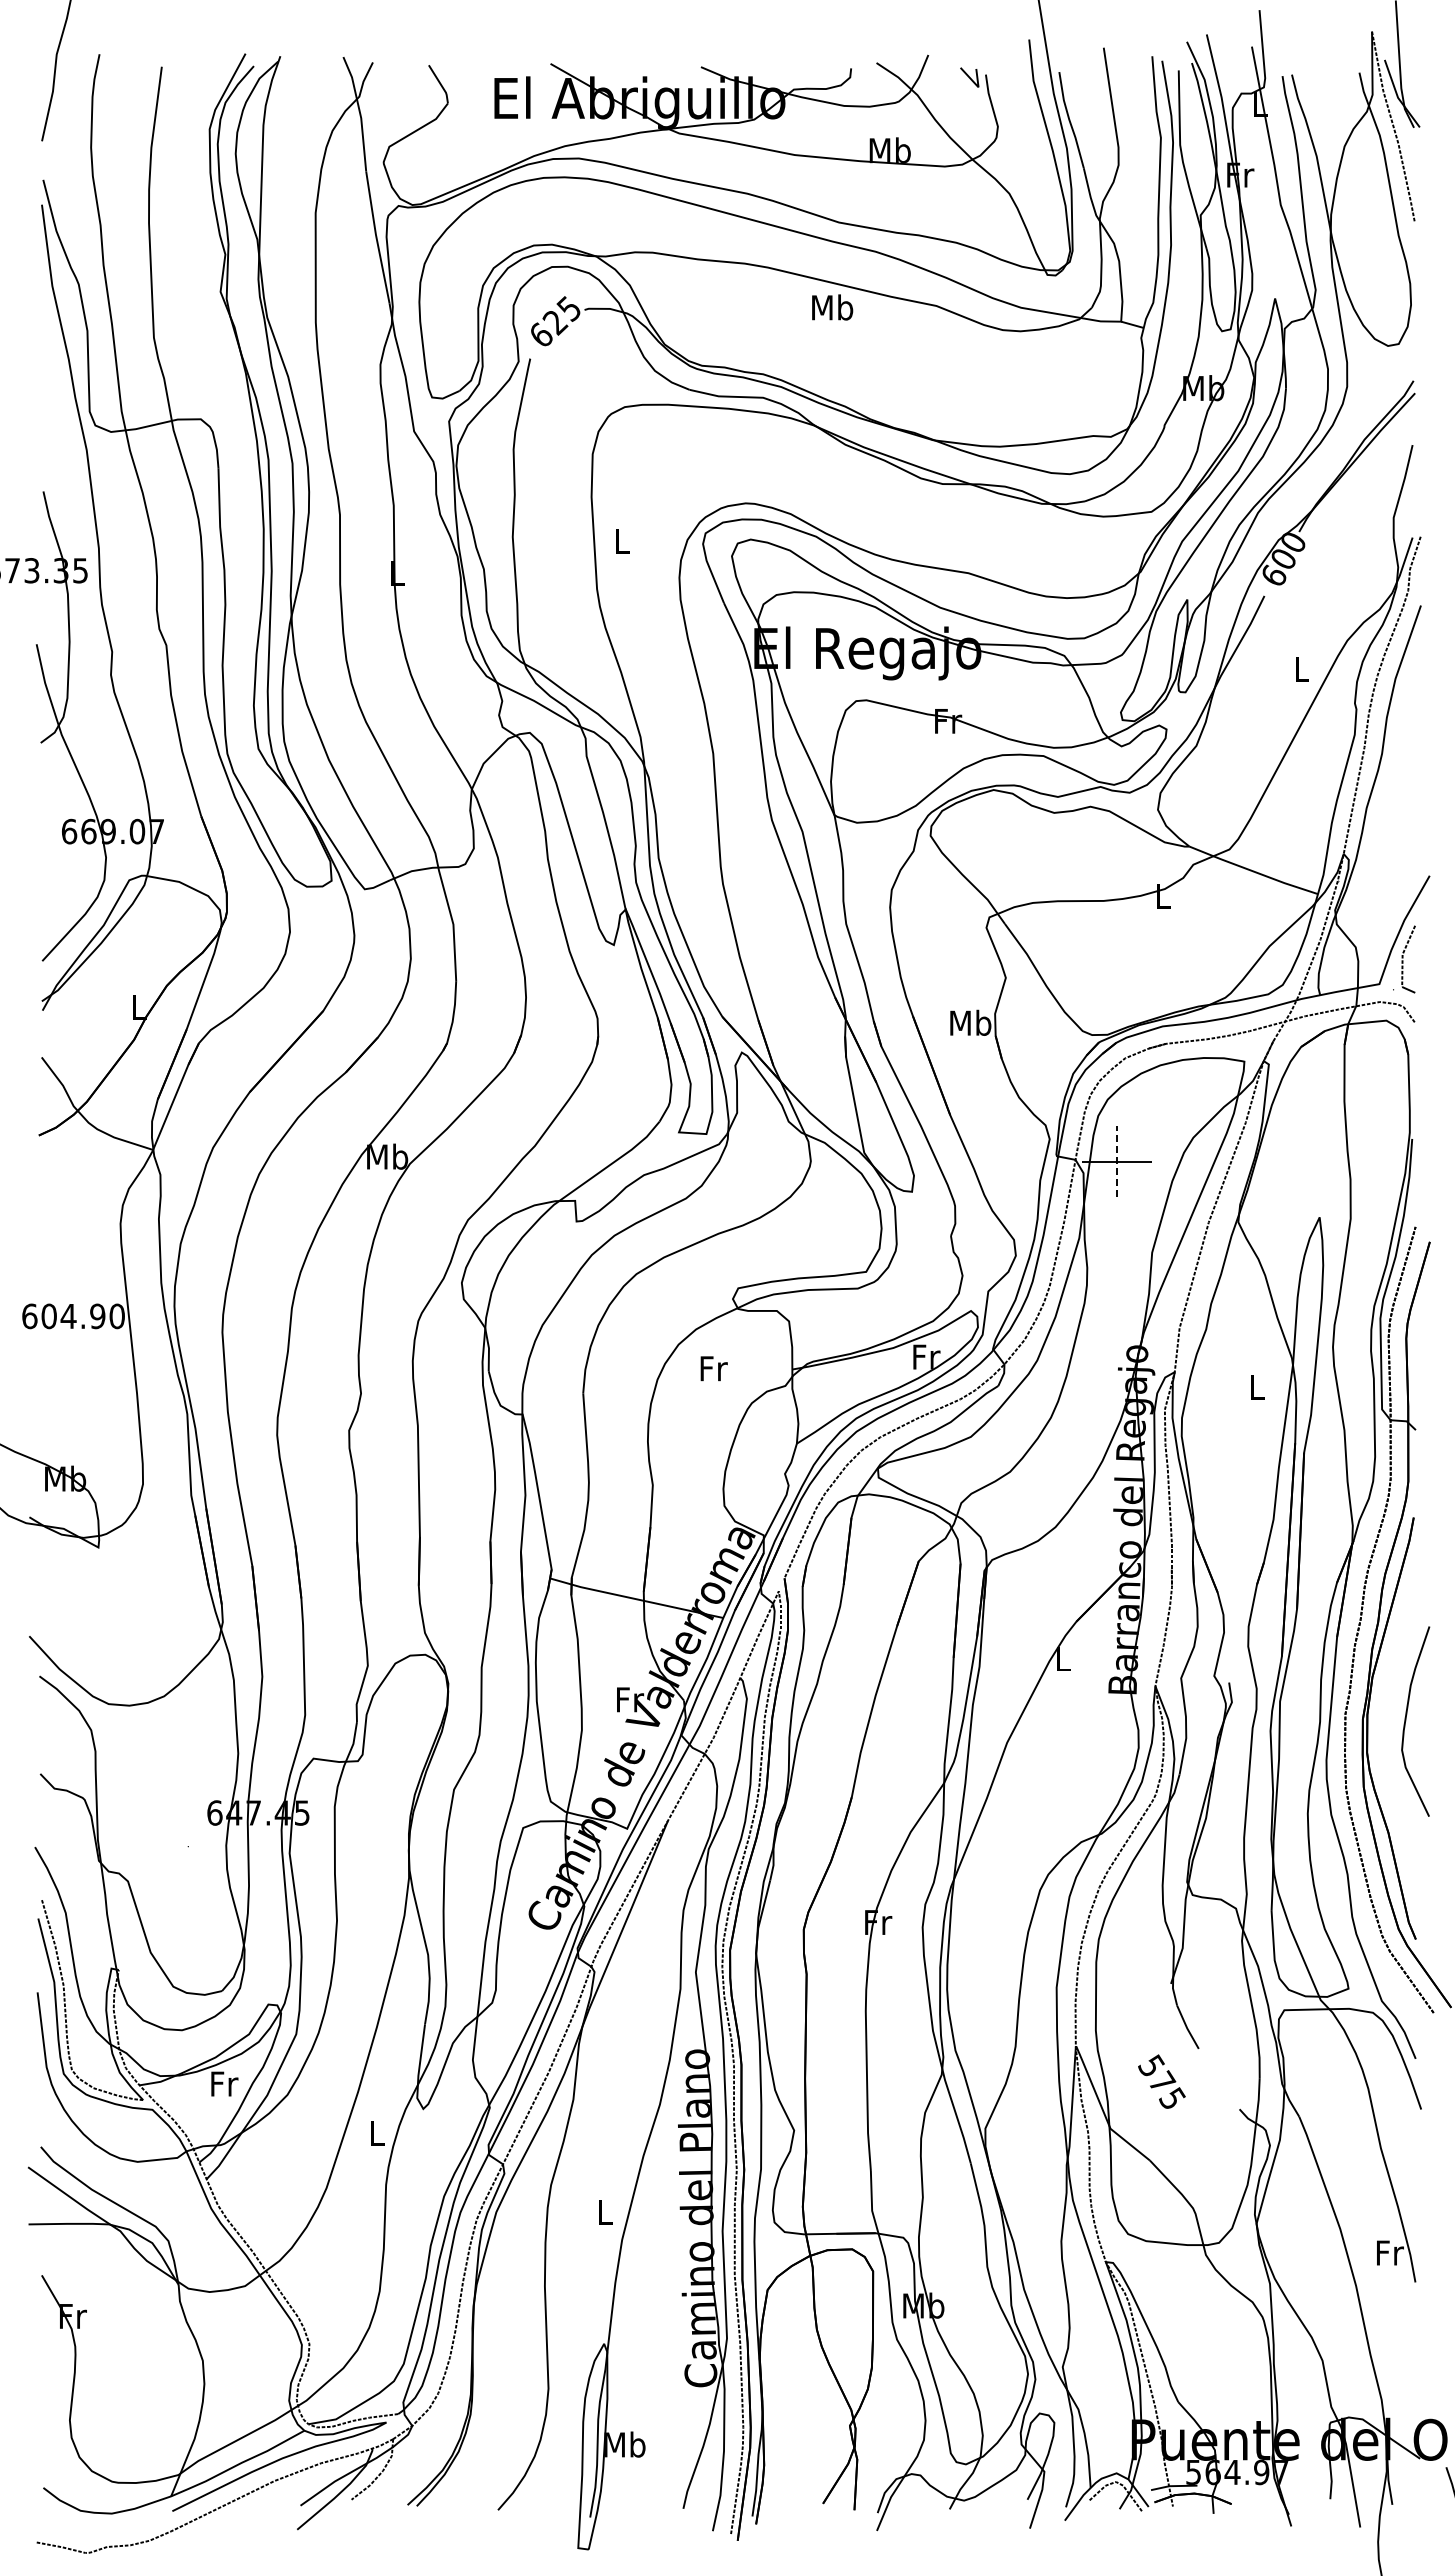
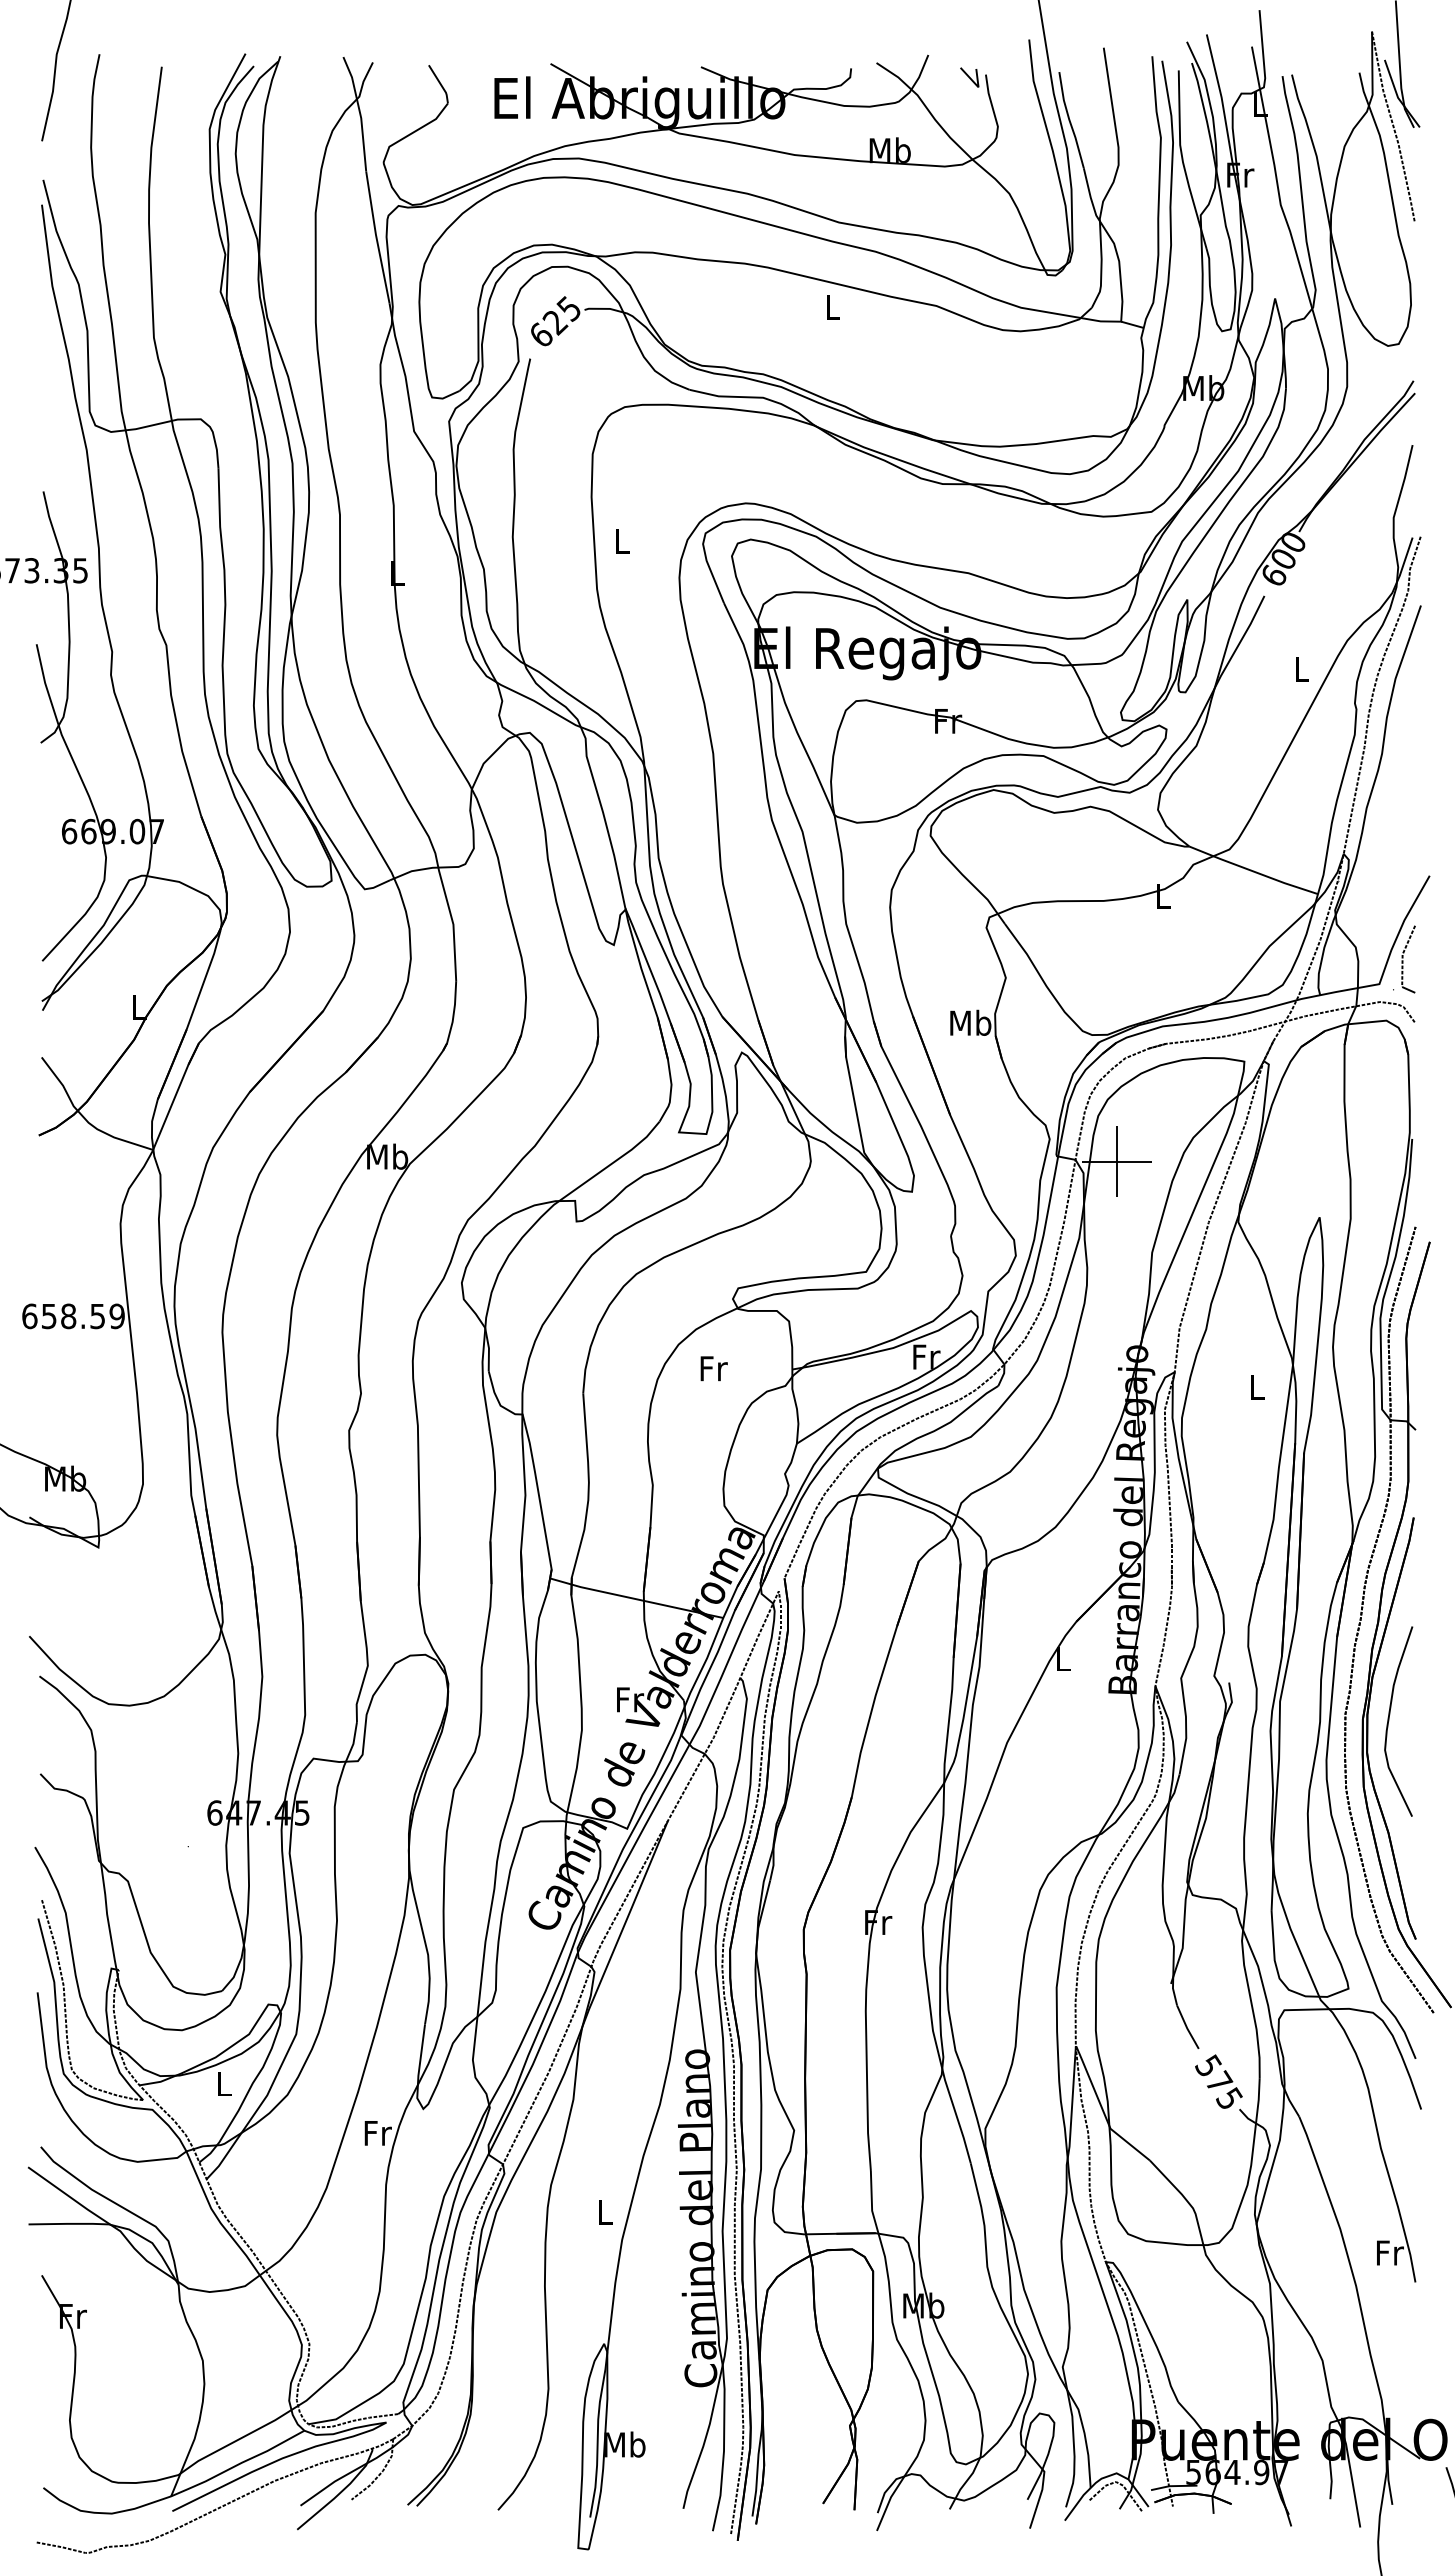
text: Mb -> L (832, 307)
line: dashed -> solid (1116, 1161)
text: 604.90 -> 658.59 (82, 1316)
curve position: (1406, 1721) -> (1389, 1721) (1389, 1721)
text position: (1161, 2081) -> (1218, 2081) (1218, 2081)
text: Fr -> L (224, 2083)
text: L -> Fr (377, 2133)
